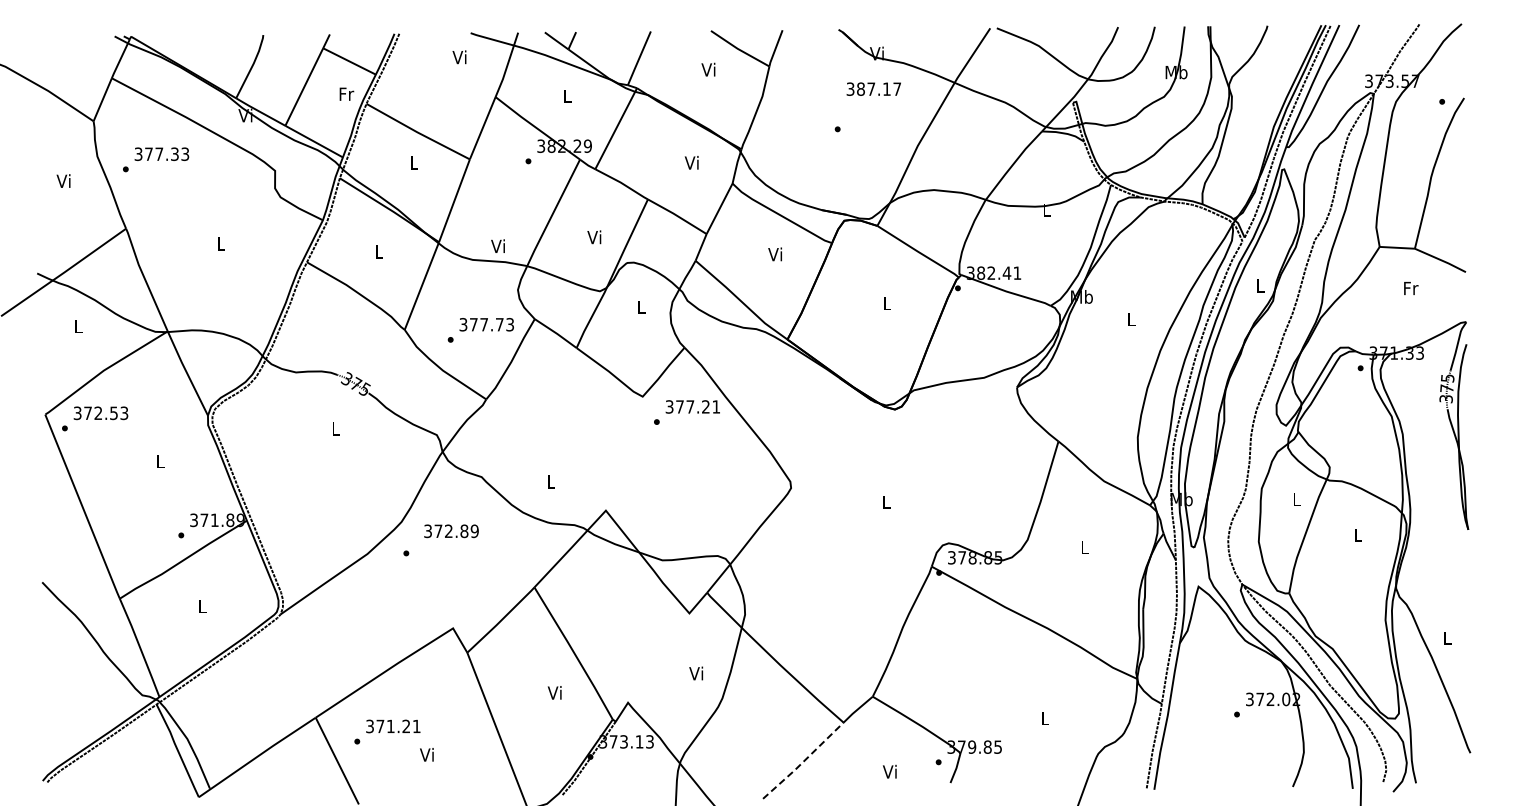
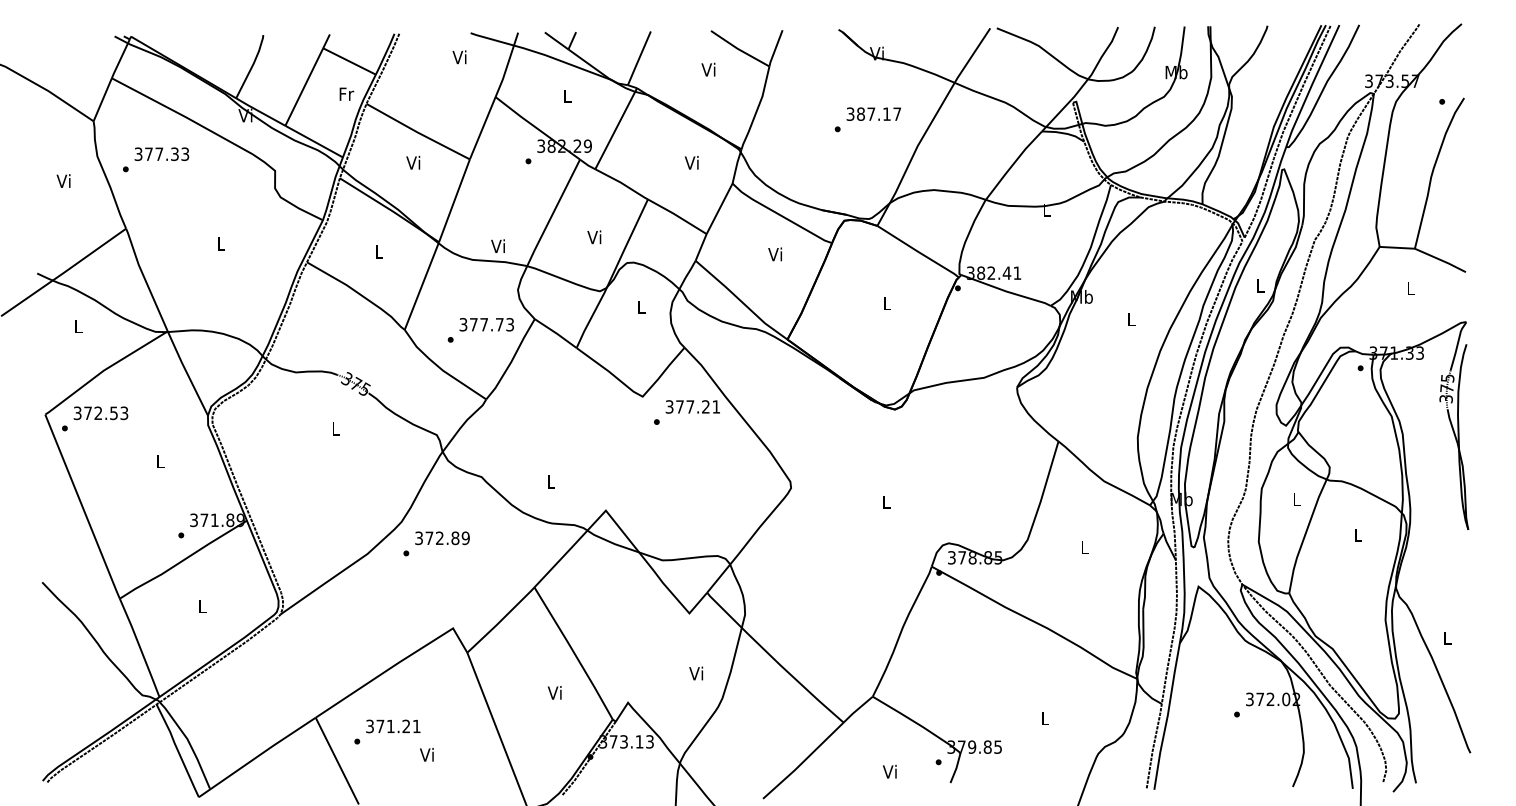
text position: (873, 88) -> (873, 113) (873, 113)
text: L -> Vi (413, 162)
text: Fr -> L (1411, 288)
text position: (451, 531) -> (442, 538) (442, 538)
line: dashed -> solid (803, 761)
